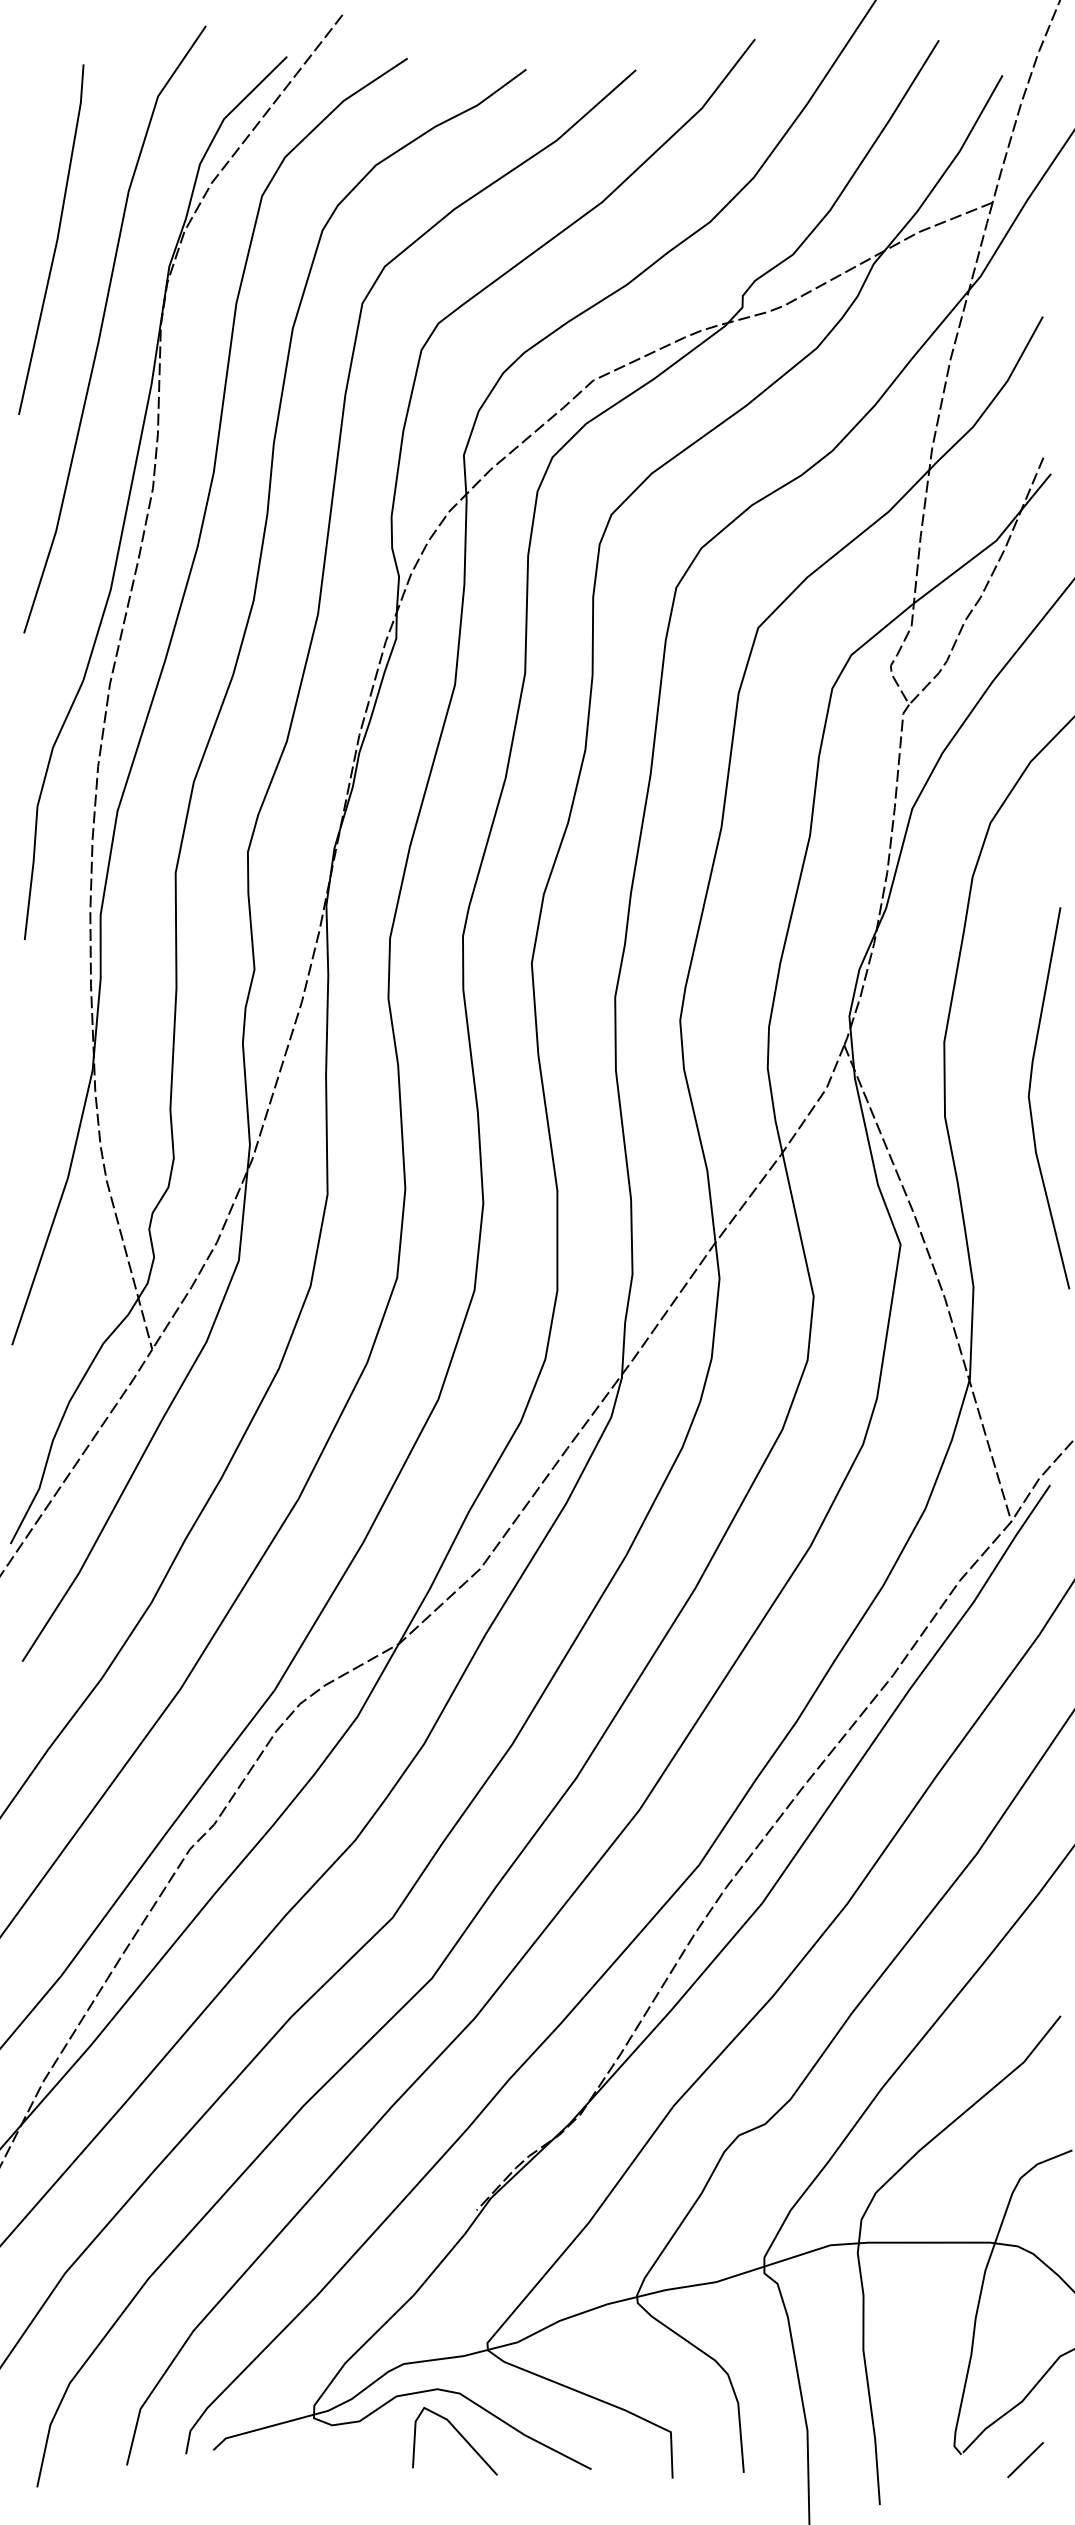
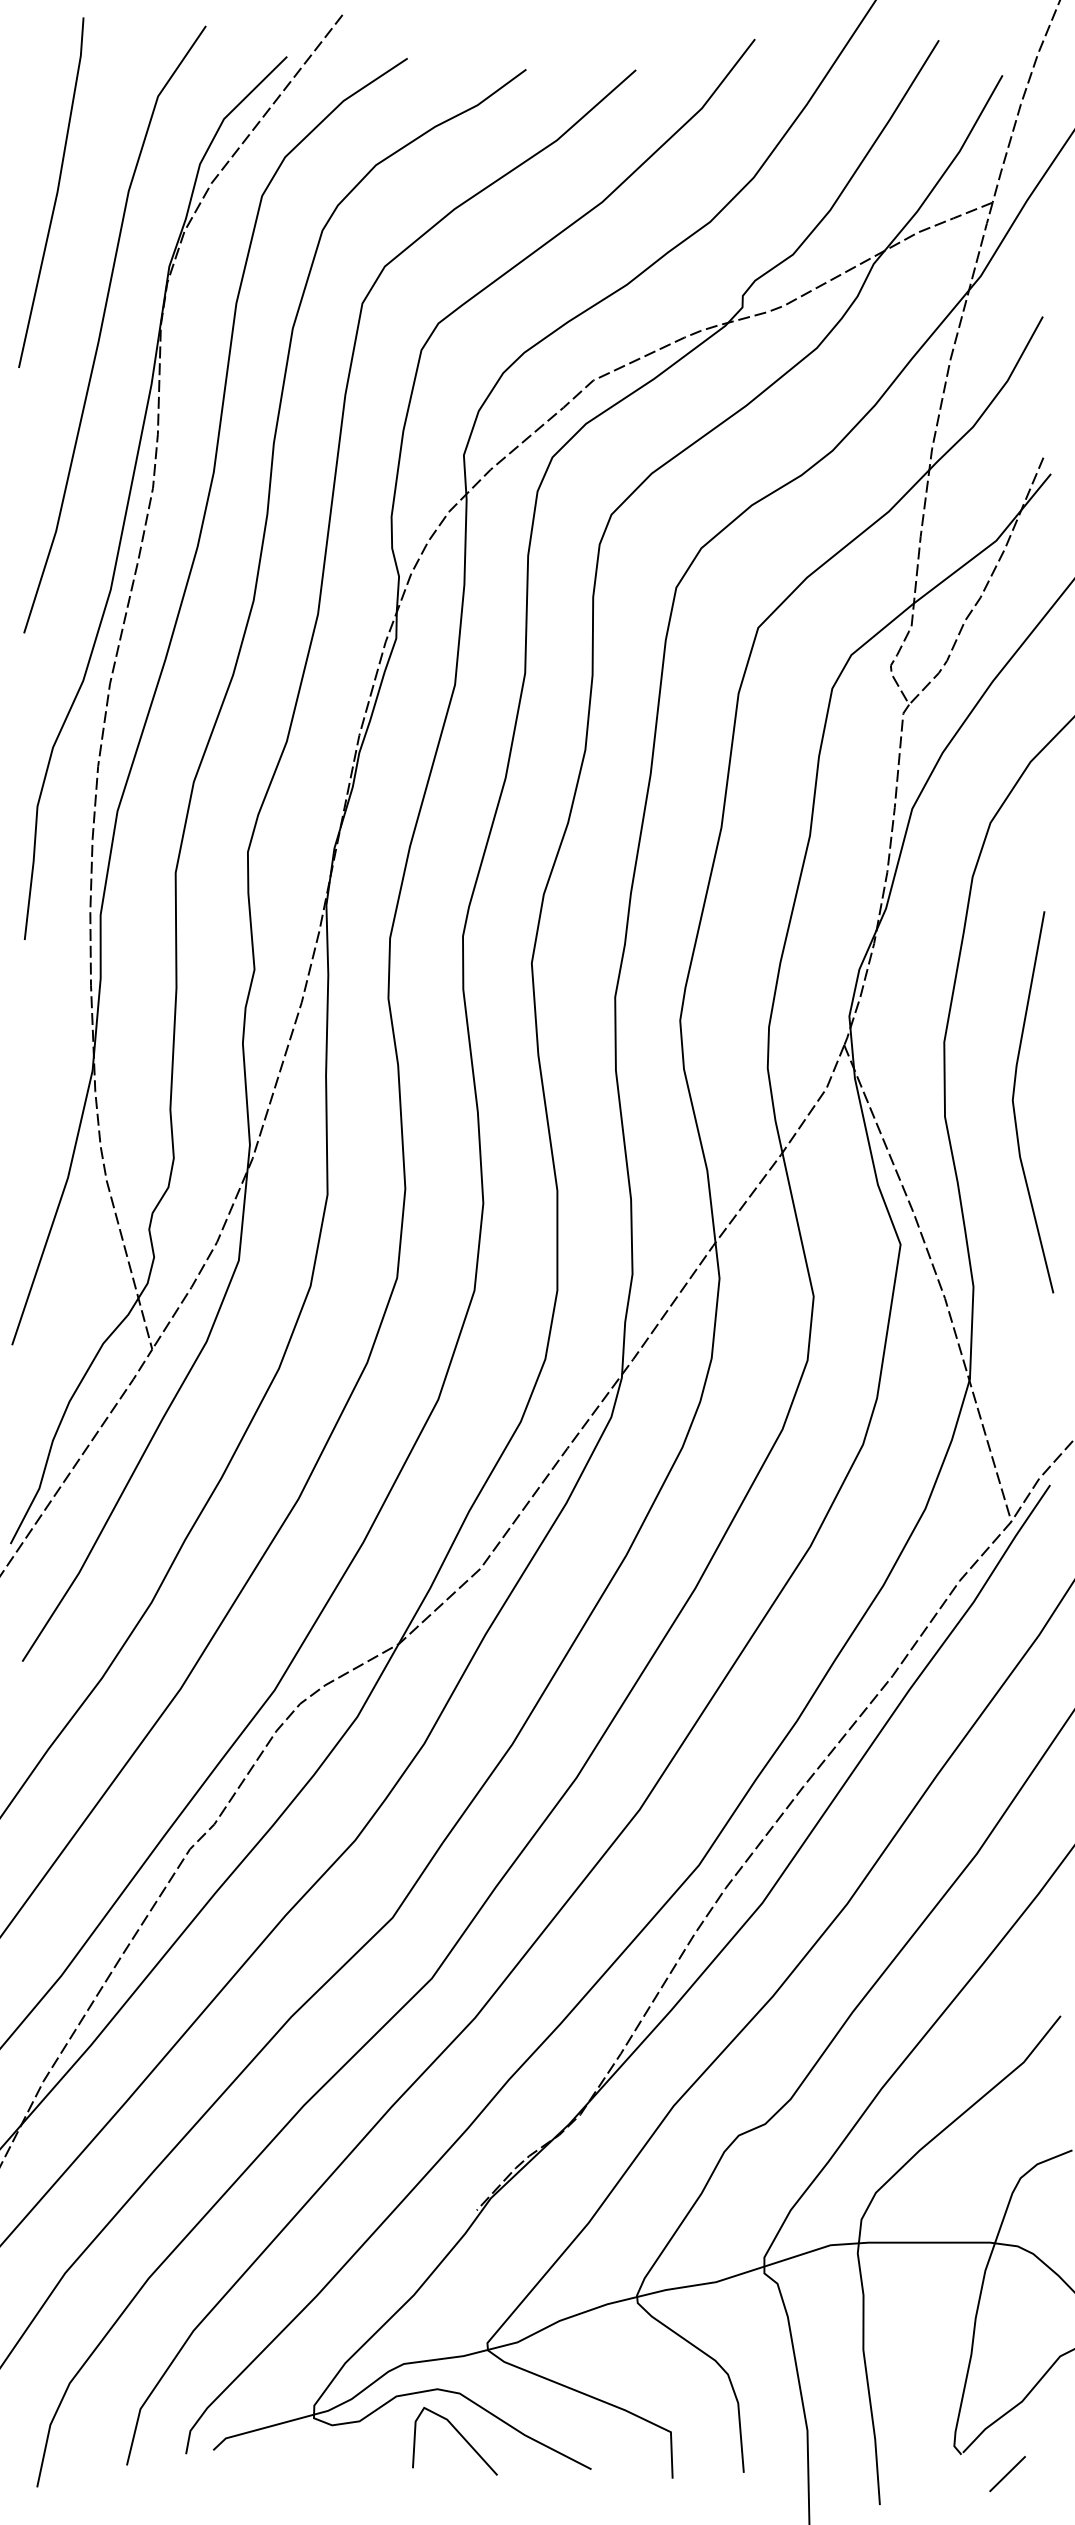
line position: (56, 239) -> (56, 192) (56, 192)
line position: (1030, 1099) -> (1014, 1103) (1014, 1103)
line position: (1025, 2460) -> (1007, 2474) (1007, 2474)
